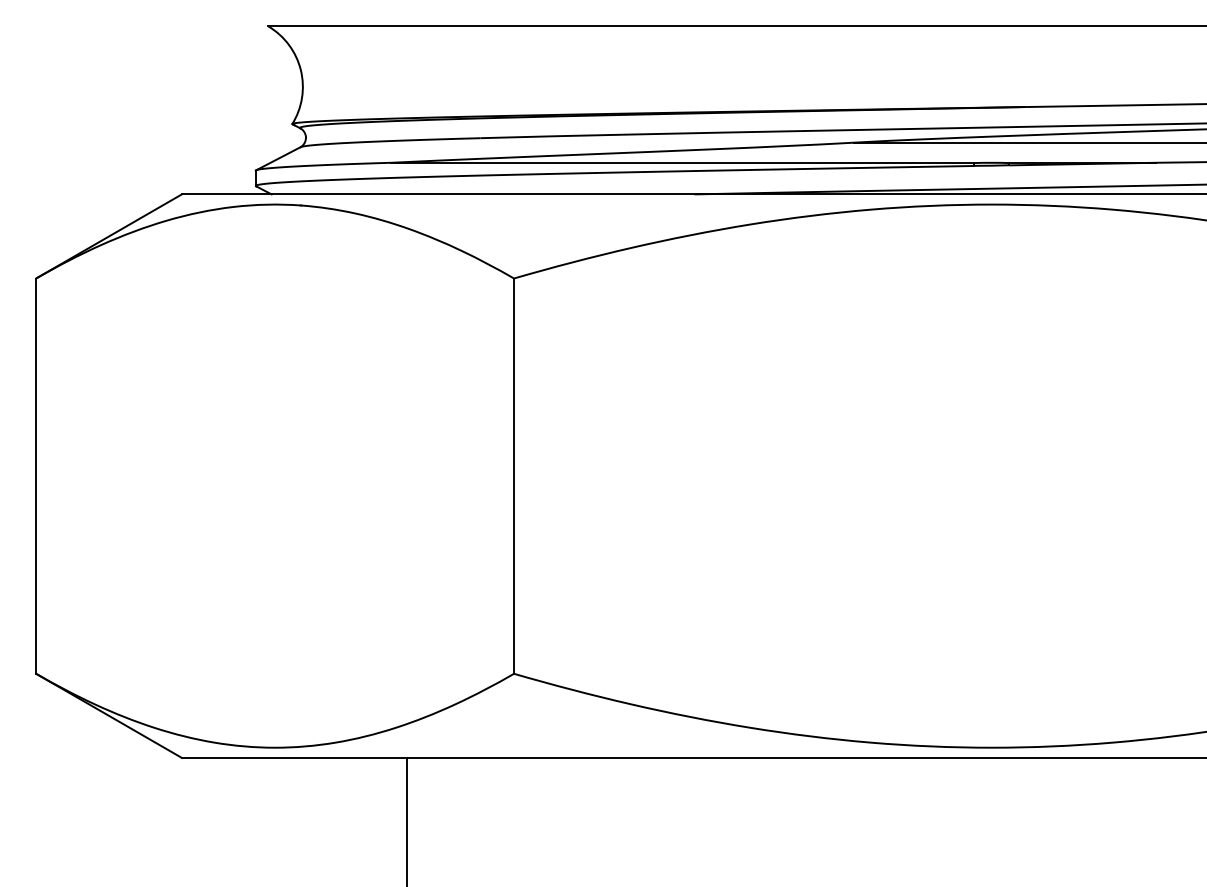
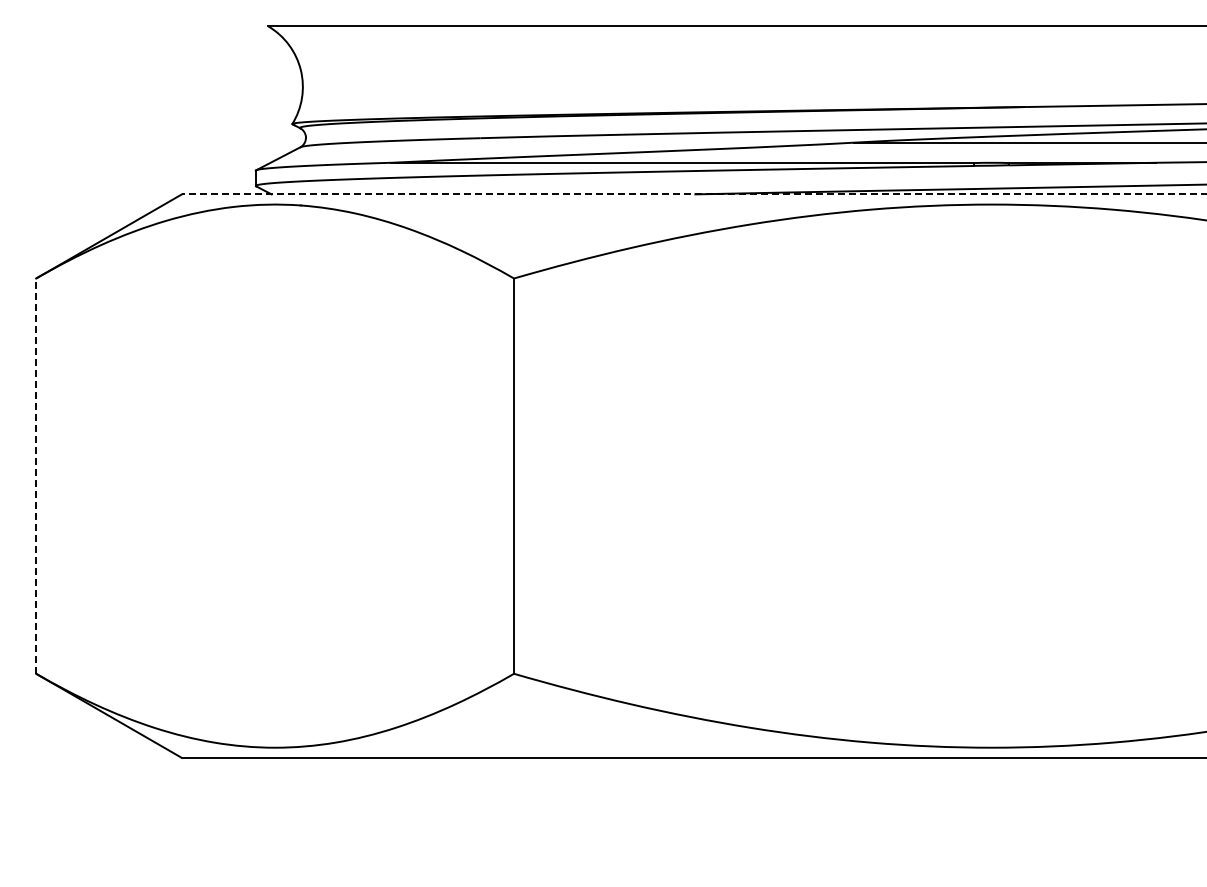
line: solid -> dashed (693, 194)
line: solid -> dashed (36, 476)
line: present -> none (407, 820)
